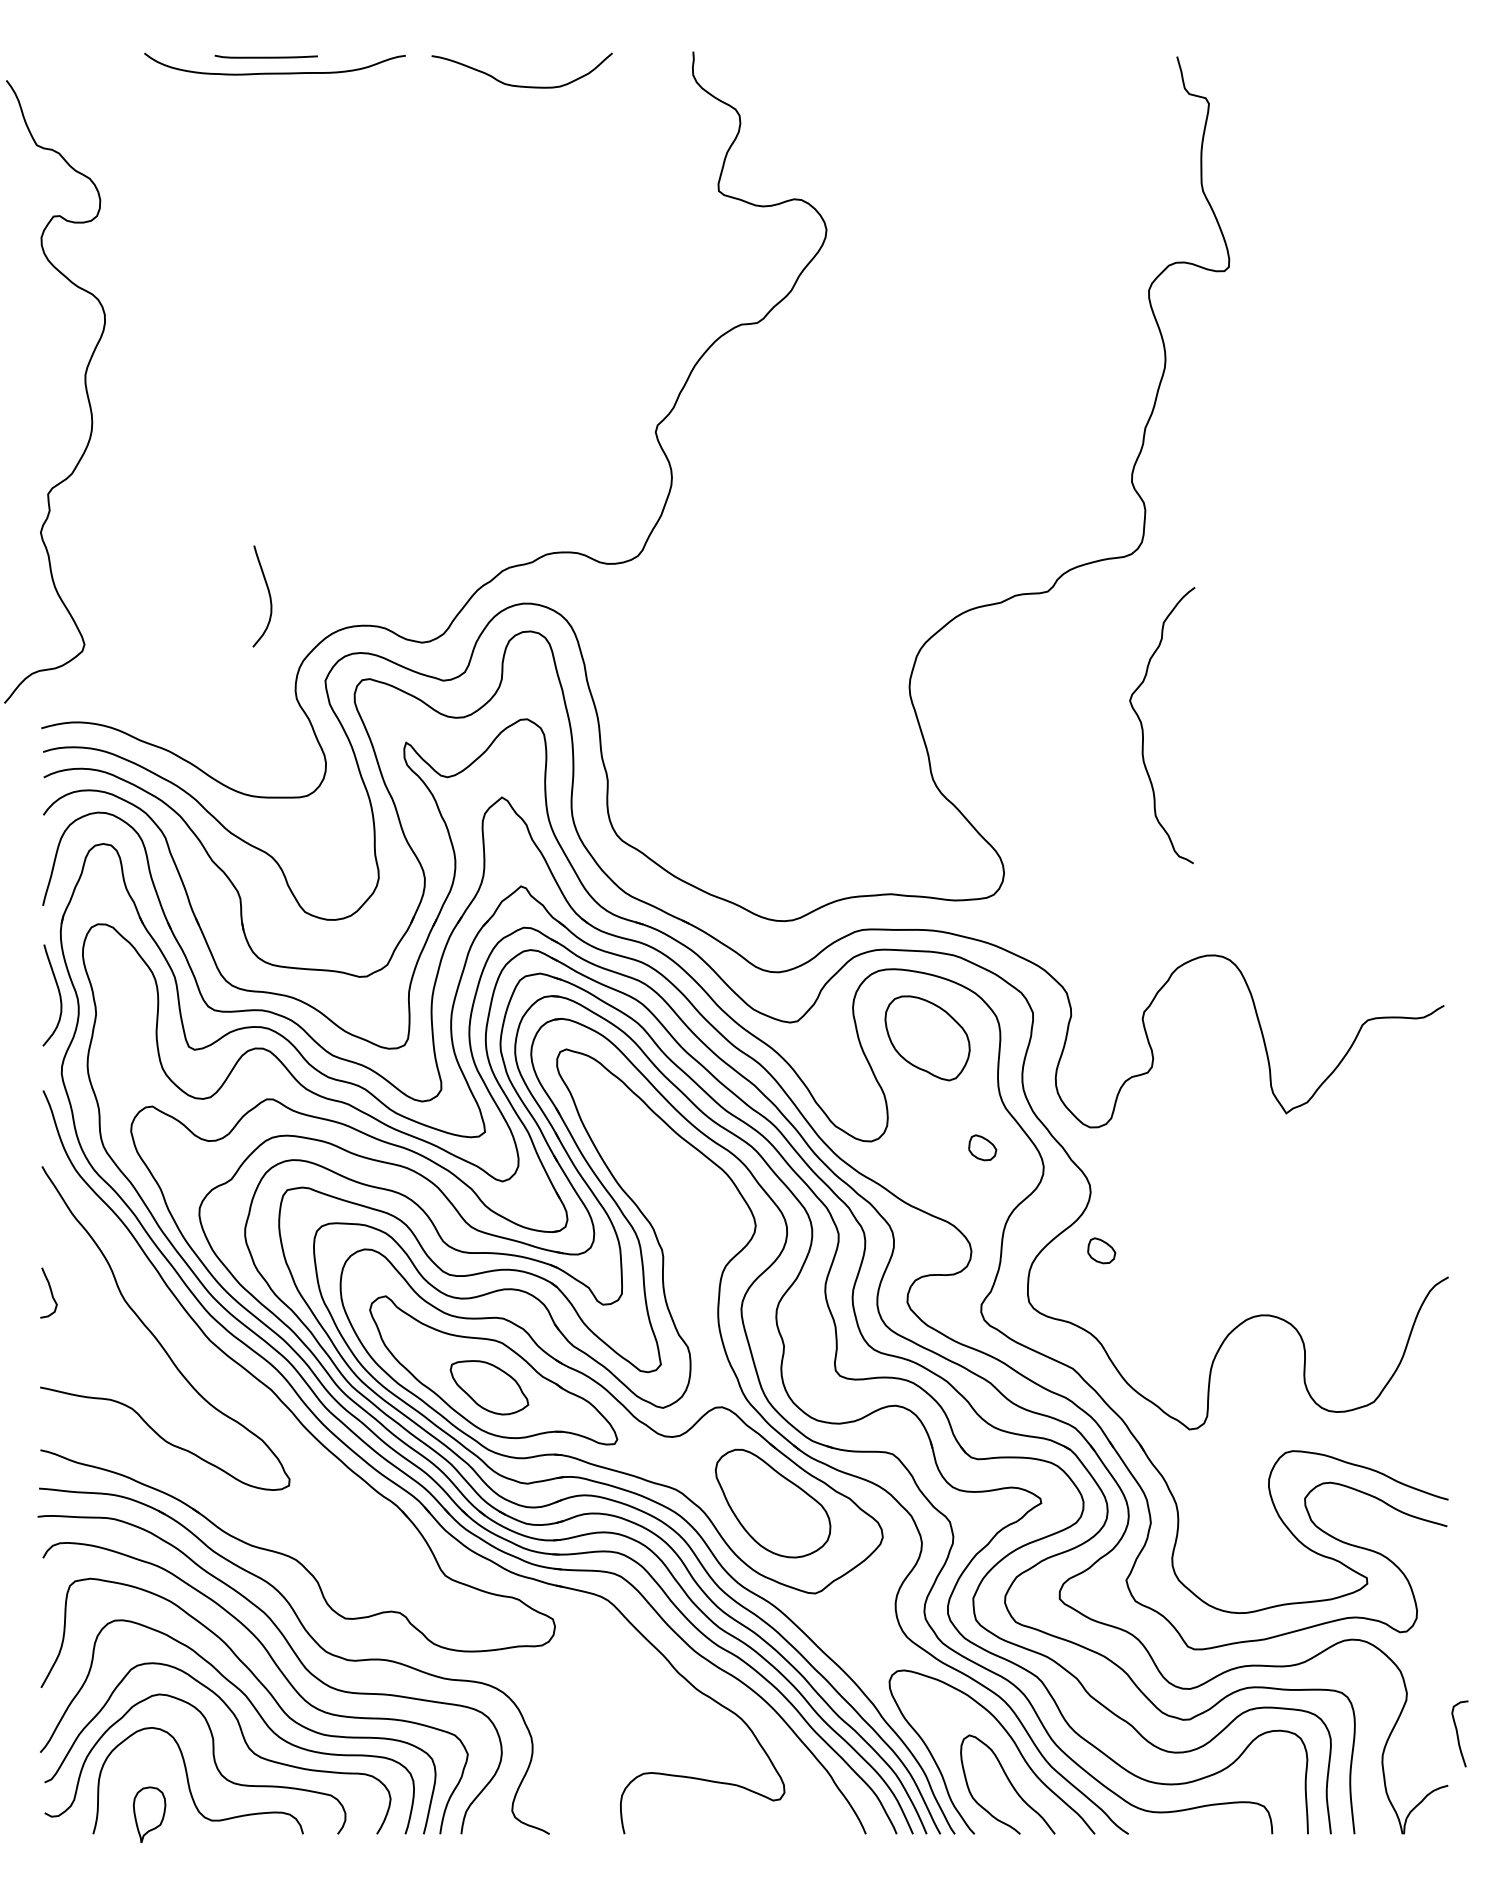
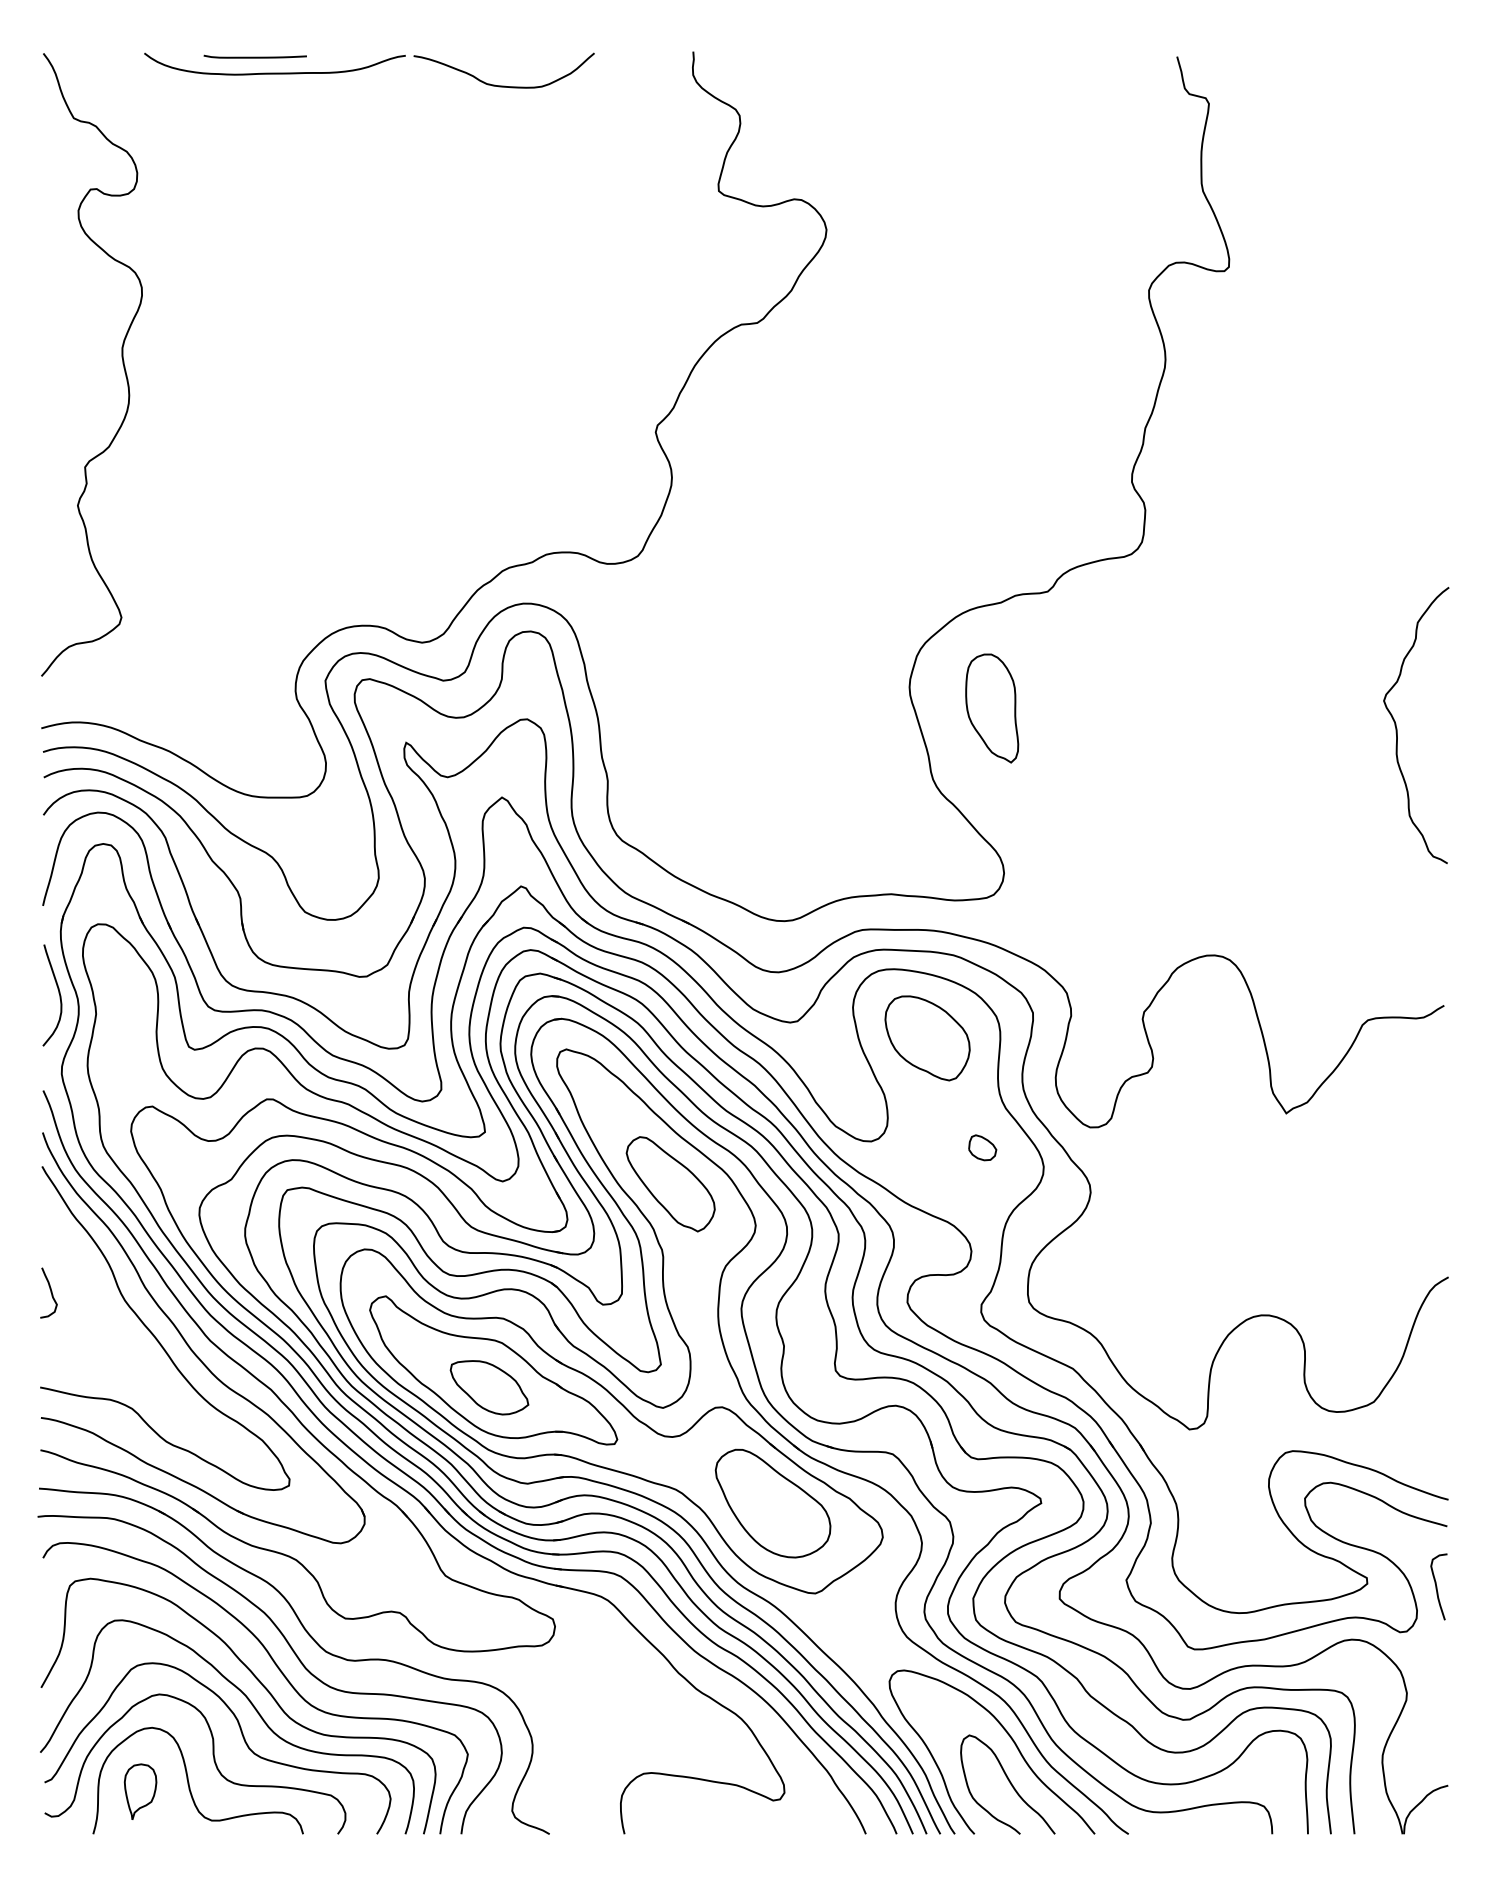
curve position: (265, 56) -> (254, 56) (254, 56)
curve position: (521, 85) -> (503, 85) (503, 85)
curve position: (84, 384) -> (121, 357) (121, 357)
curve: present -> none (268, 594)
part: none -> present (992, 708)
curve position: (1143, 728) -> (1397, 728) (1397, 728)
part: none -> present (670, 1184)
part: present -> none (1101, 1250)
part: none -> present (190, 1346)
curve position: (1458, 1733) -> (1437, 1586) (1437, 1586)
part position: (149, 1814) -> (140, 1791) (140, 1791)
